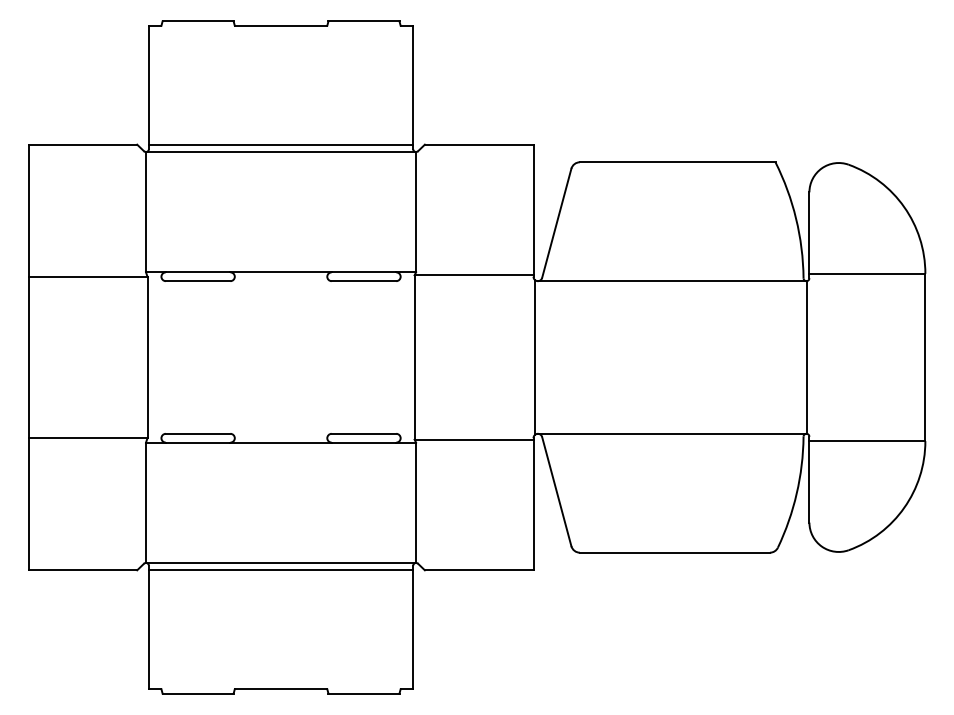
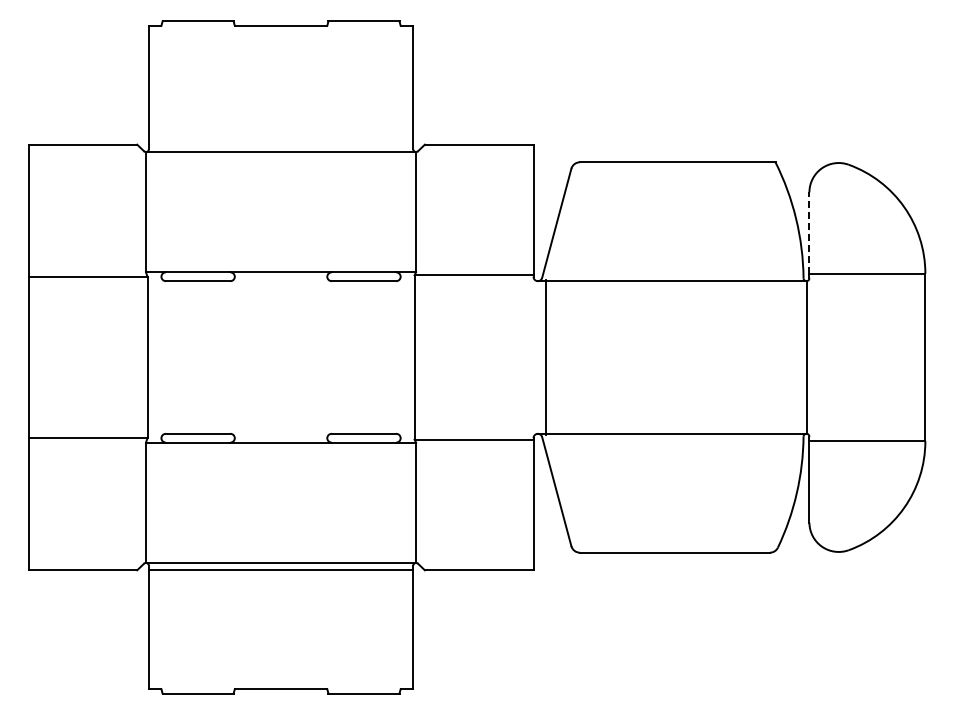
line: present -> none (280, 144)
line: solid -> dashed (809, 233)
line position: (534, 357) -> (545, 357) (545, 357)
